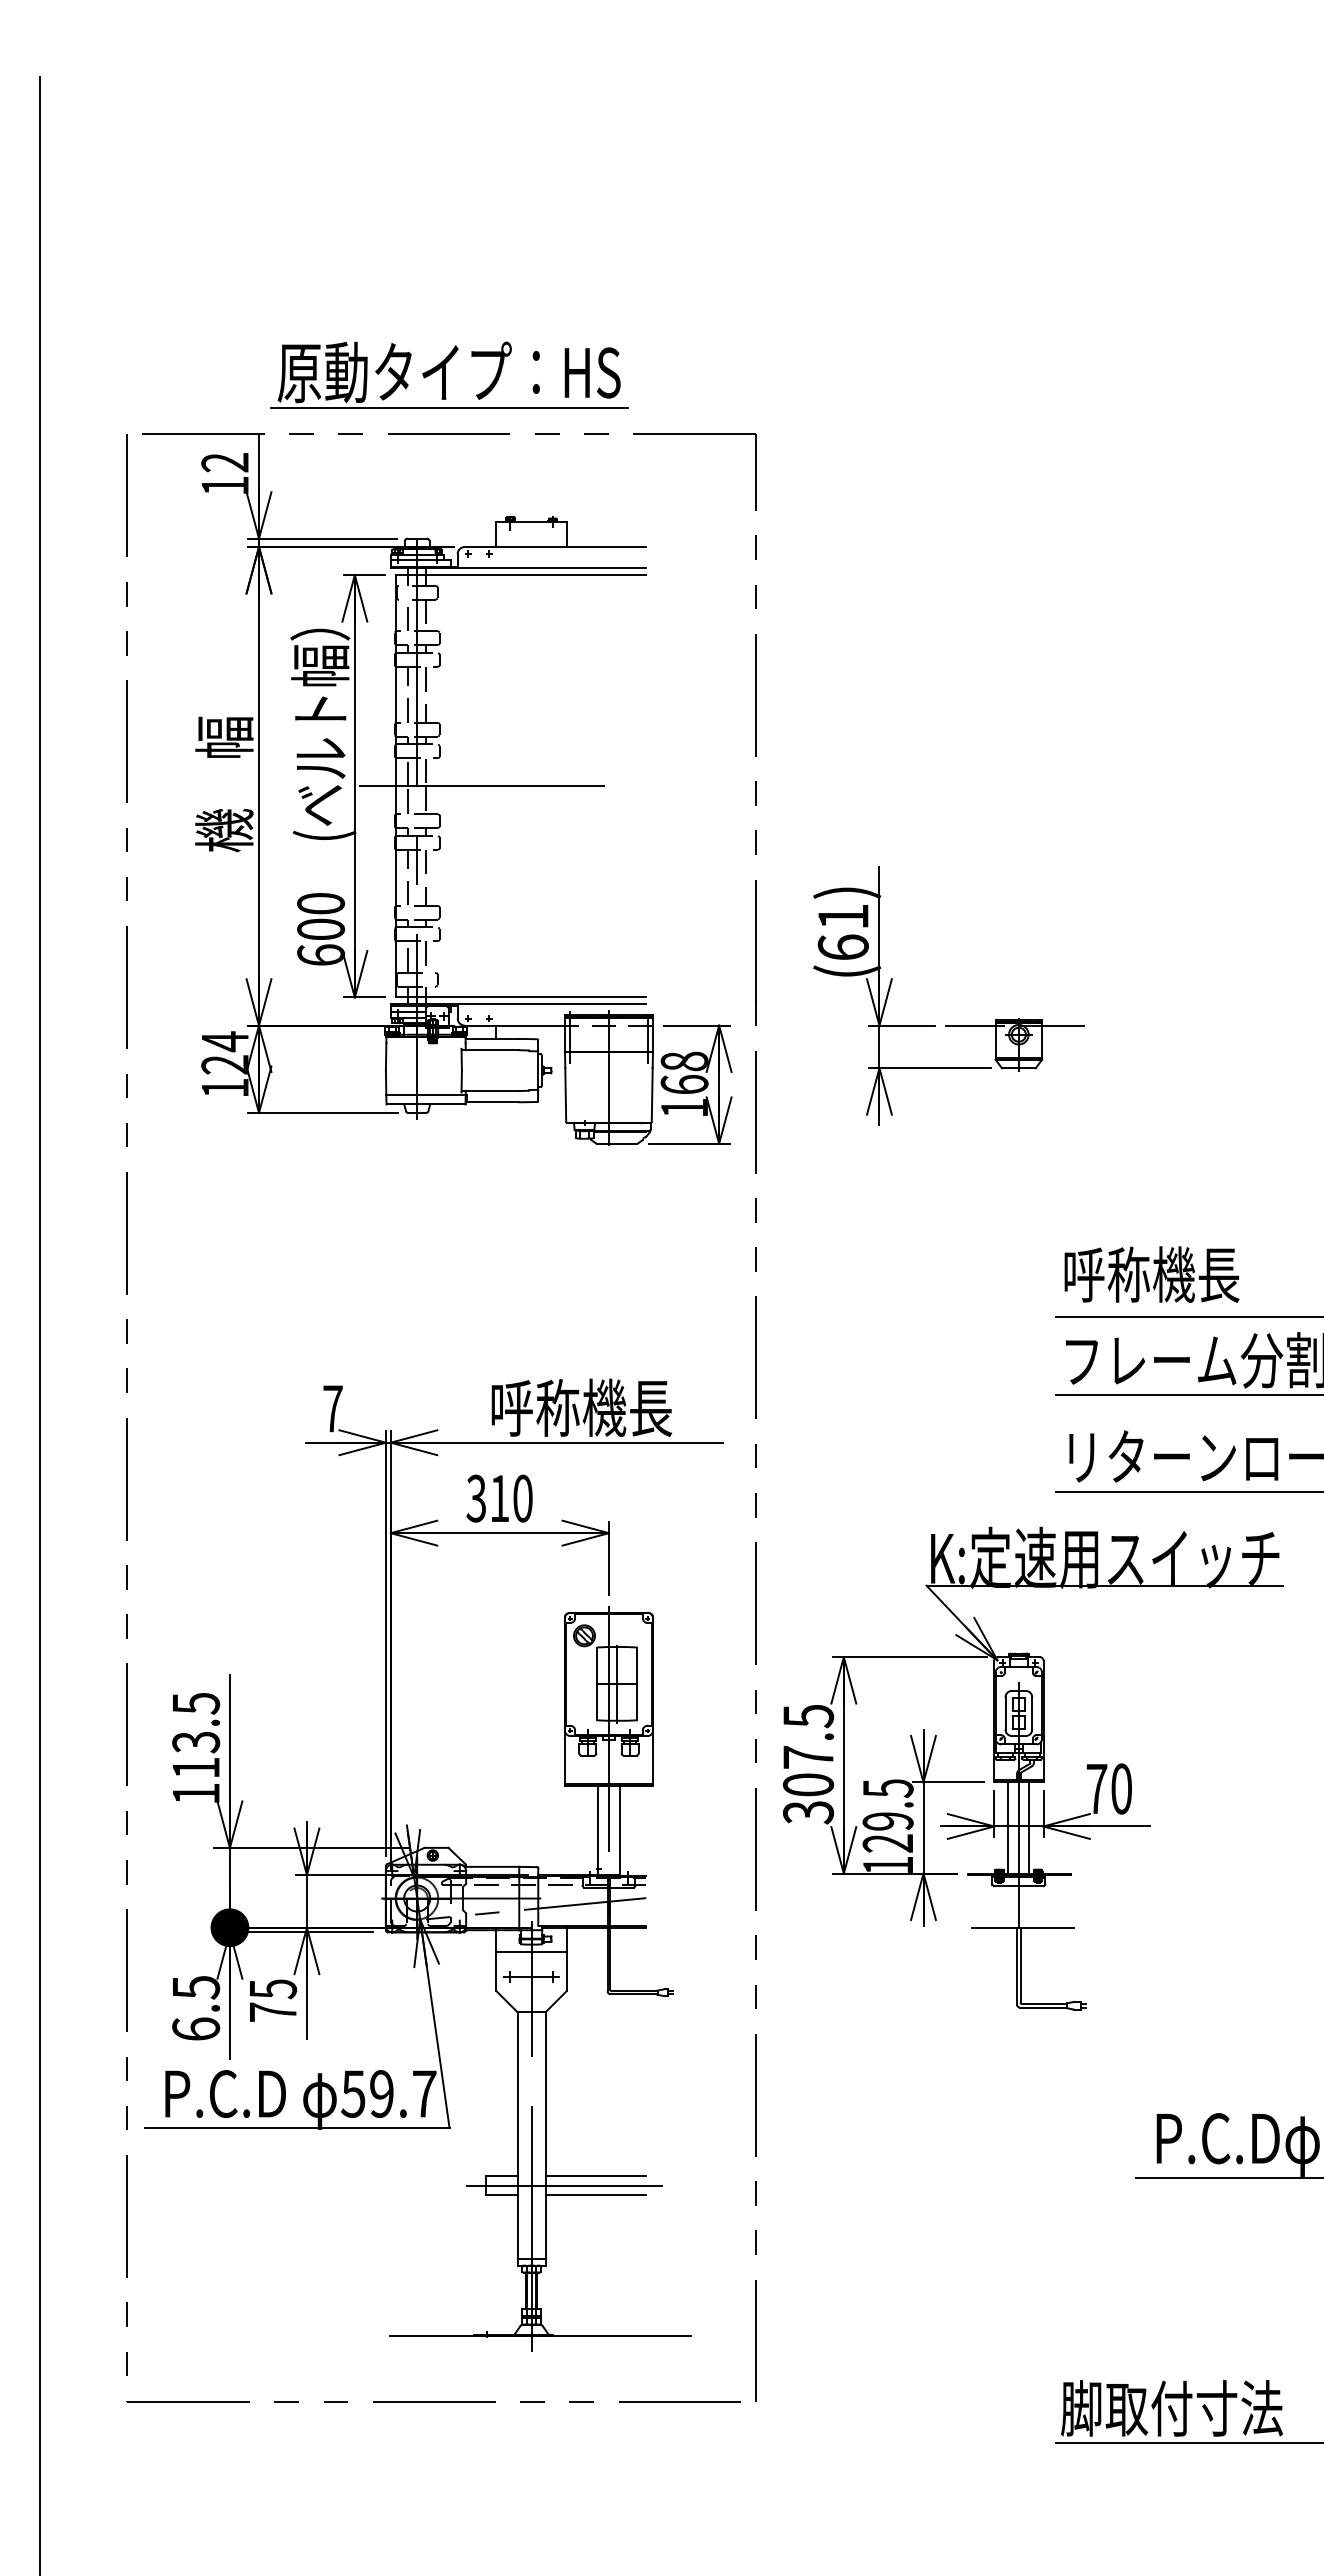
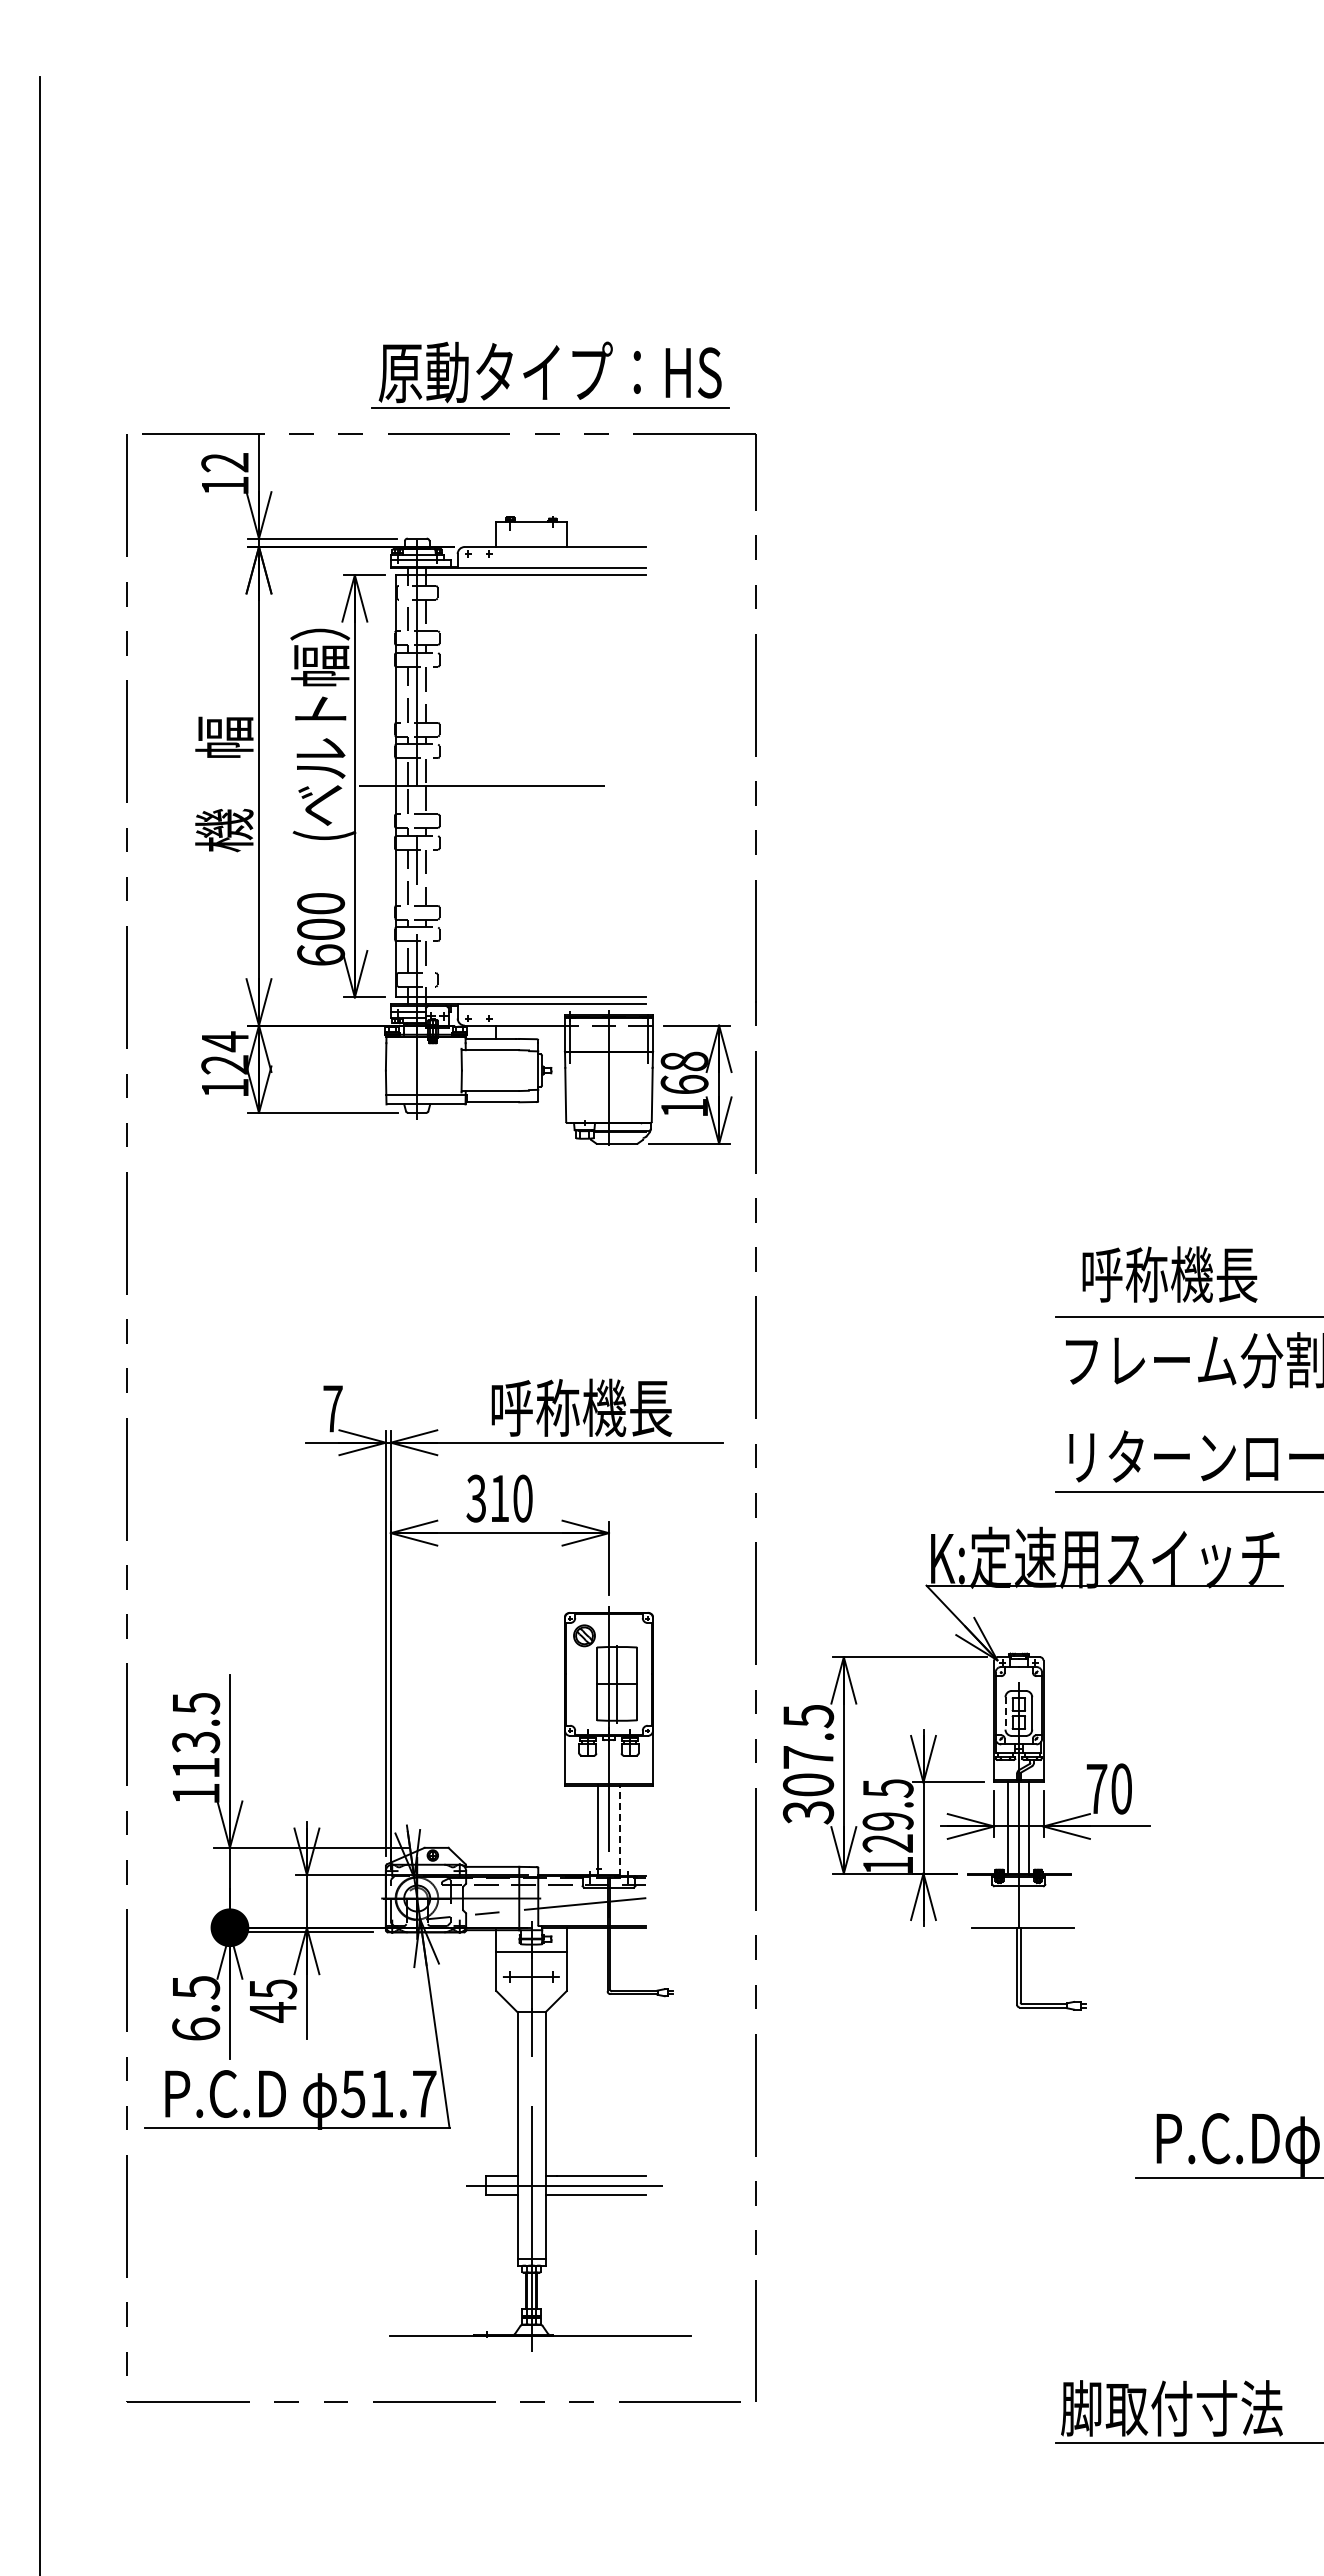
part position: (449, 374) -> (550, 374) (550, 374)
part: present -> none (948, 1025)
text position: (1151, 1274) -> (1169, 1274) (1169, 1274)
line: present -> none (1187, 1394)
line: solid -> dashed (1005, 1713)
line: solid -> dashed (619, 1830)
text: 75 -> 45 (273, 2012)
text: 59.7 -> 51.7 (381, 2093)
